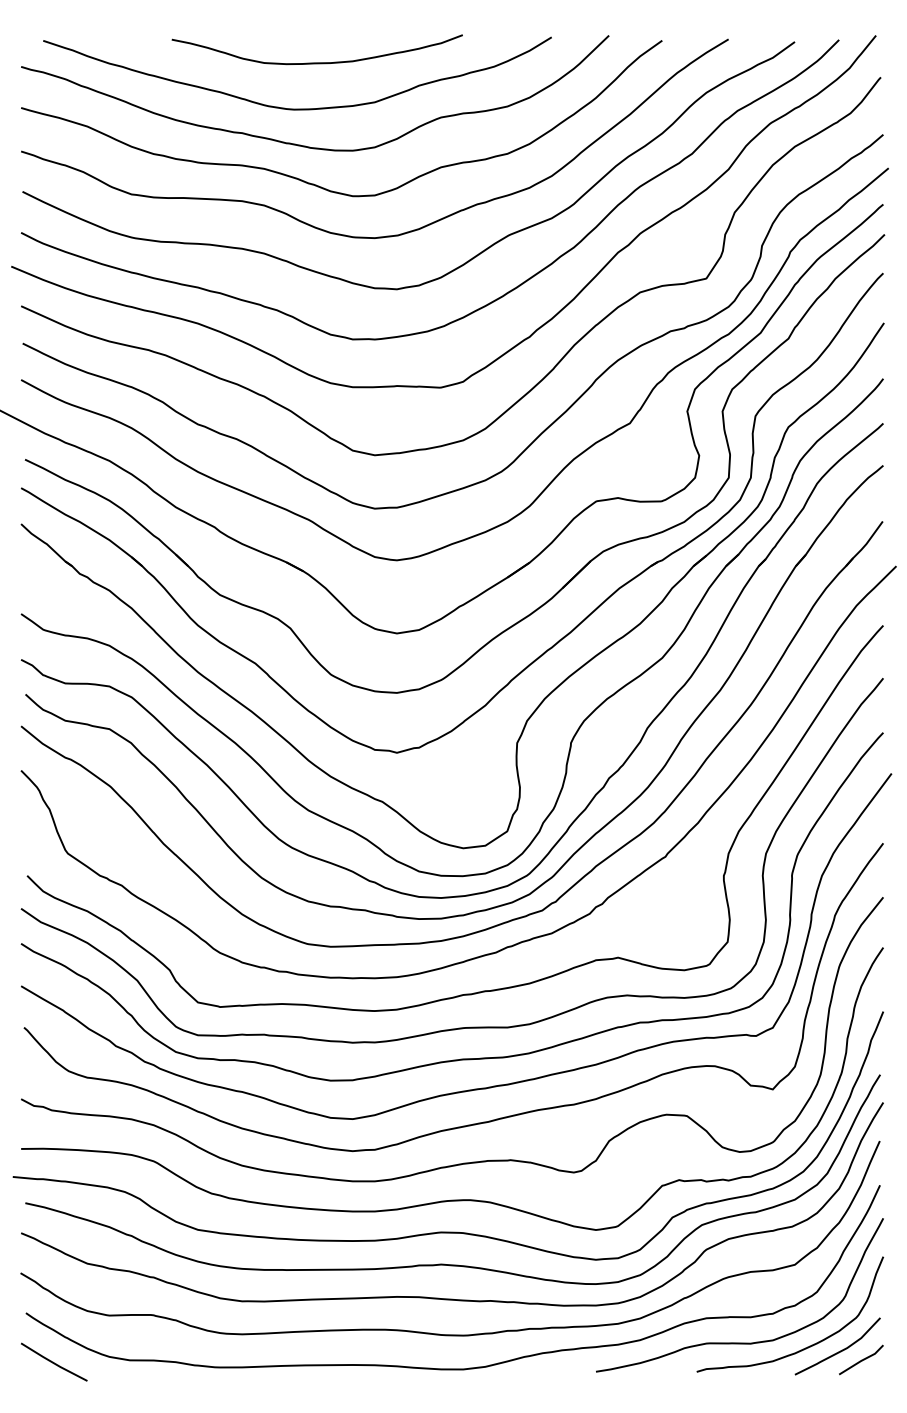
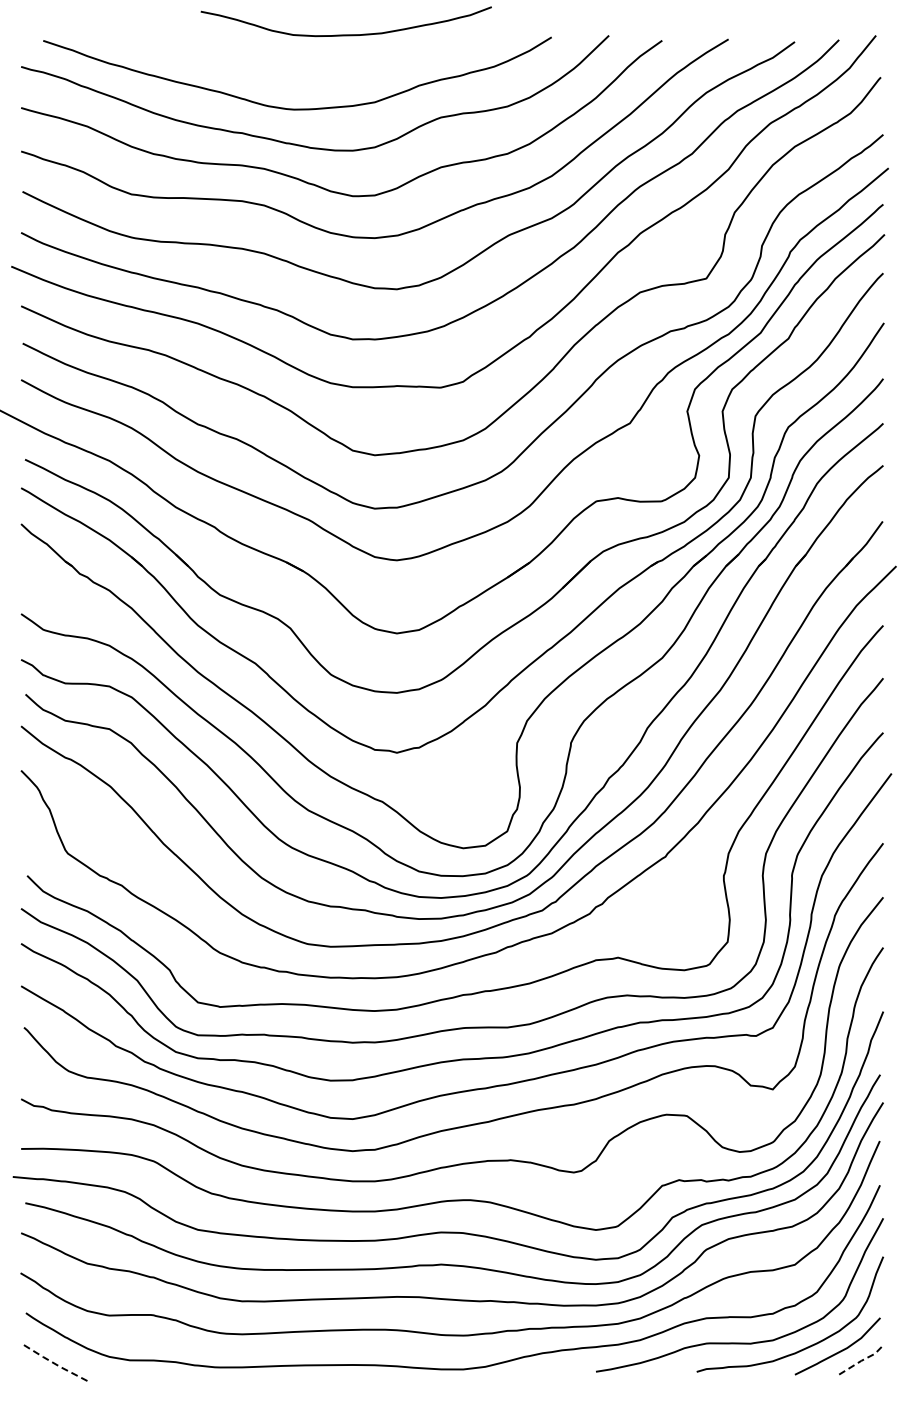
curve position: (316, 62) -> (345, 34) (345, 34)
line: solid -> dashed (862, 1360)
line: solid -> dashed (53, 1363)
